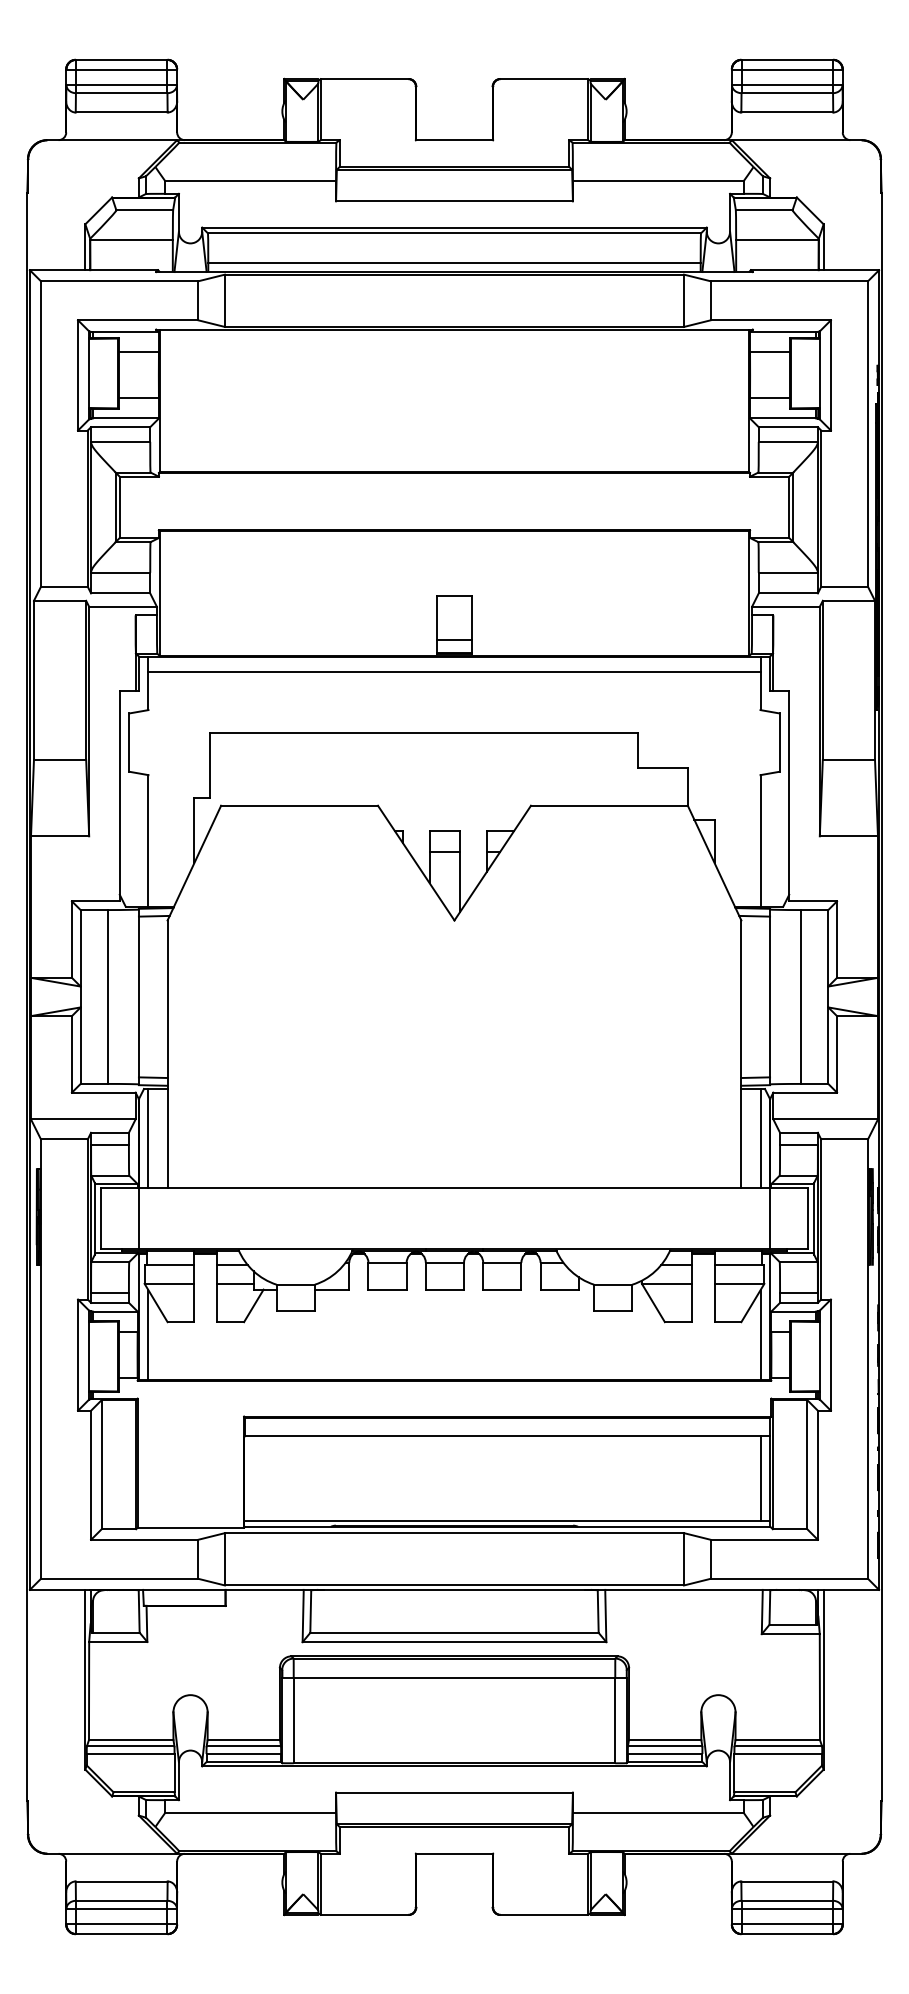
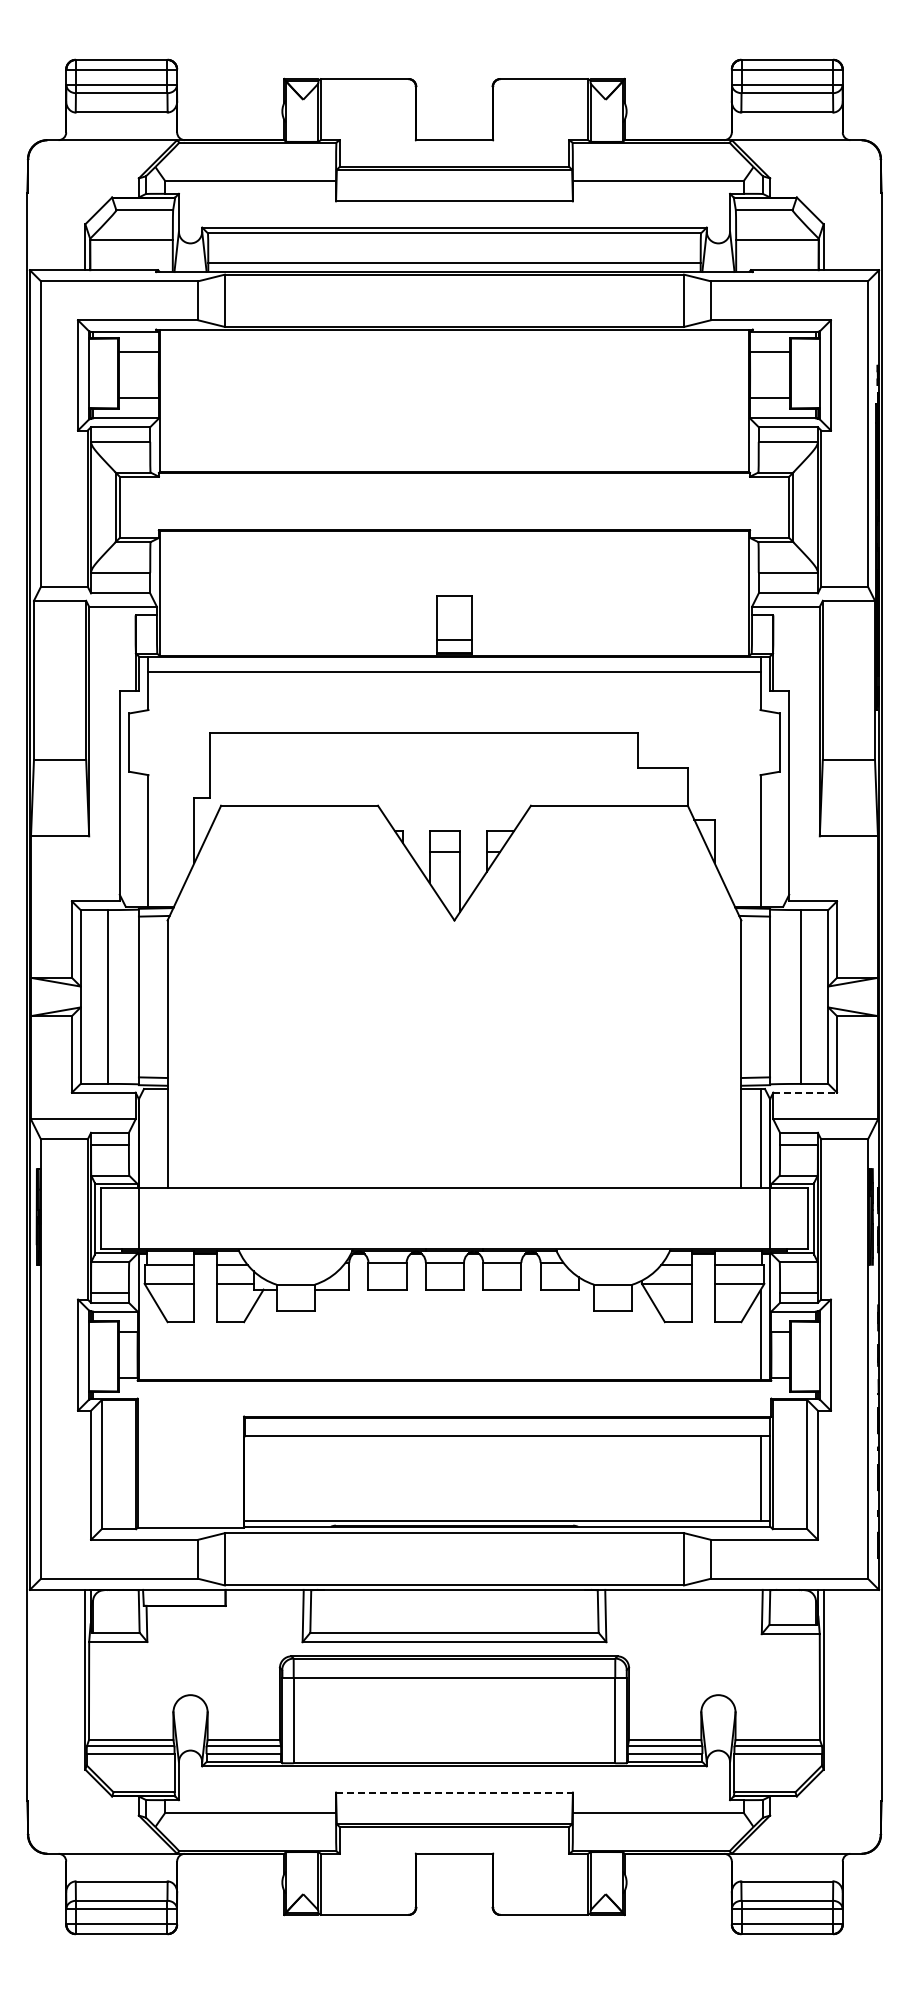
line: solid -> dashed (805, 1092)
line: present -> none (148, 1138)
line: present -> none (148, 1334)
line: solid -> dashed (454, 1792)
